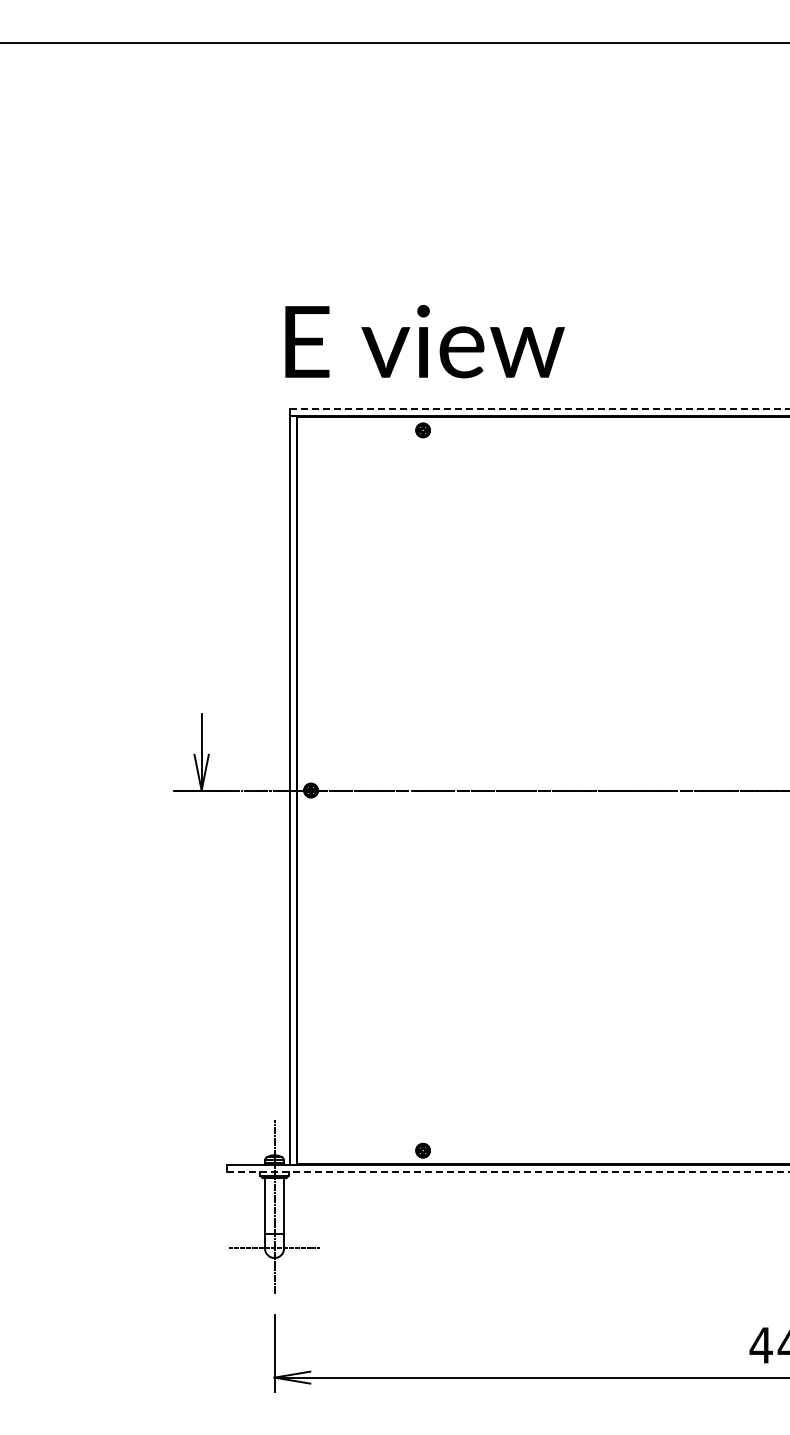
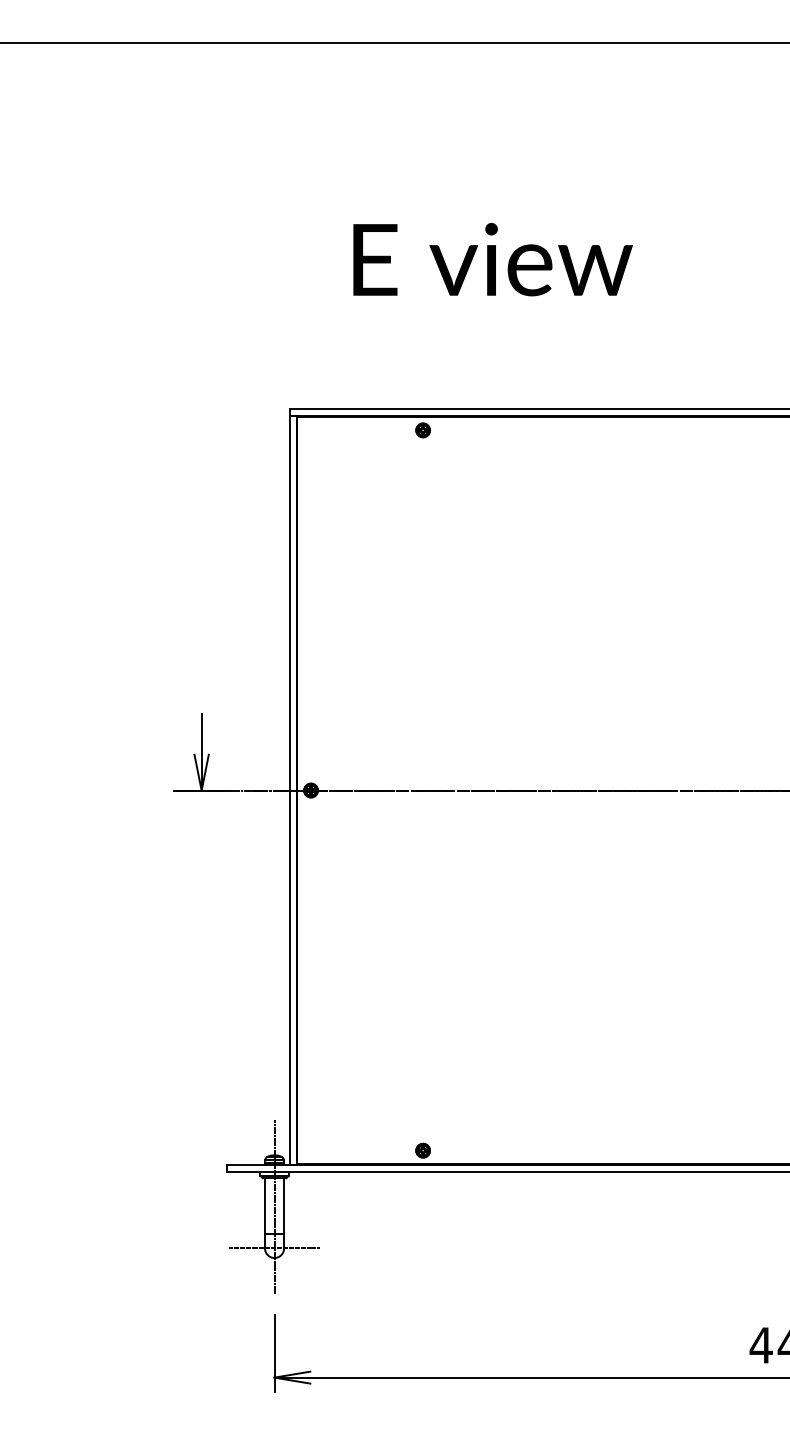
text position: (424, 341) -> (492, 259) (492, 259)
line: dashed -> solid (539, 408)
line: dashed -> solid (507, 1172)
